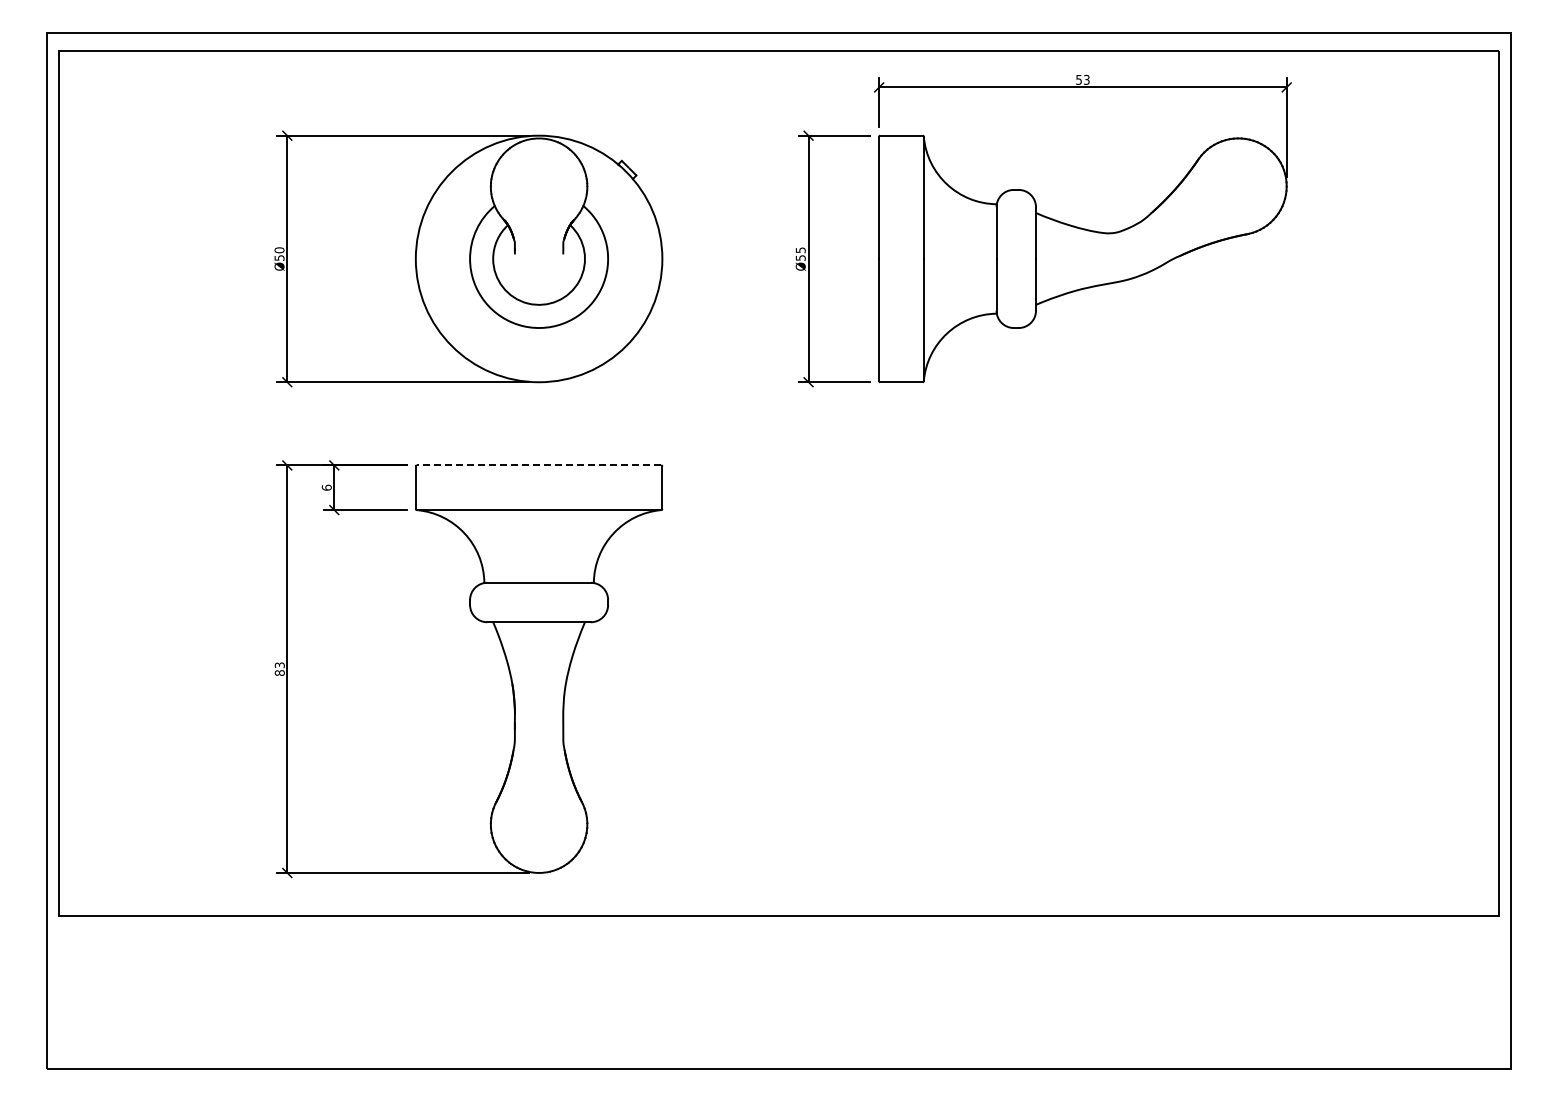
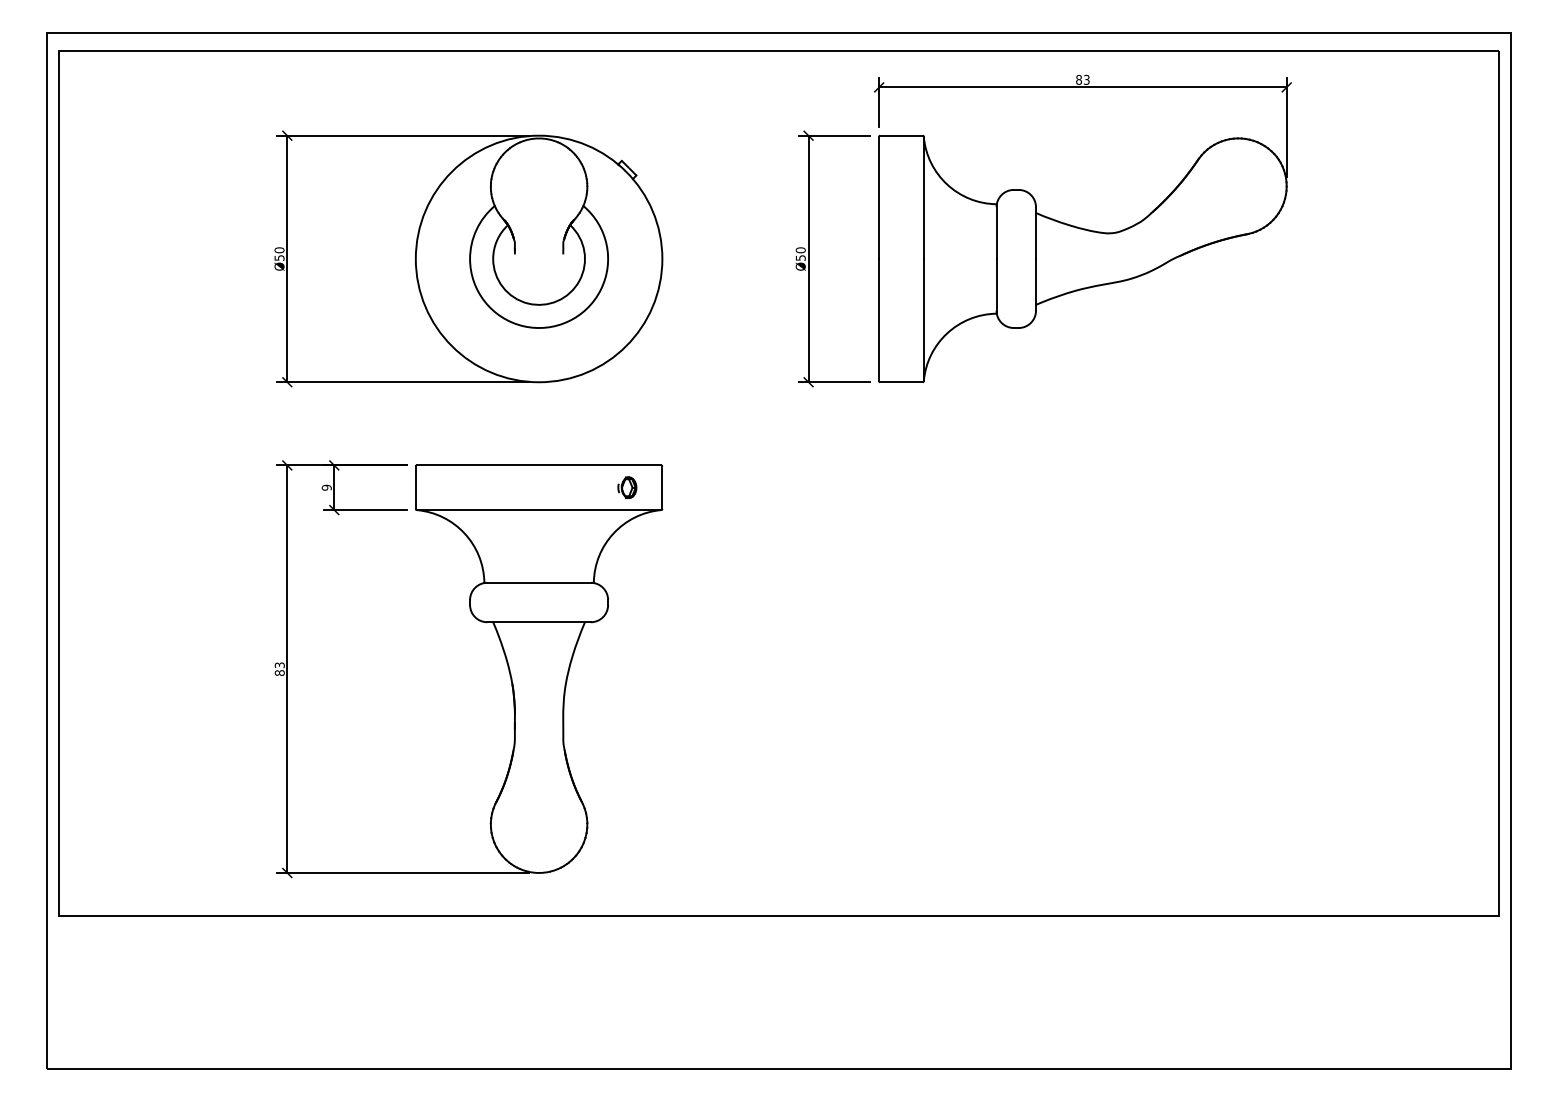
text: 53 -> 83 (1078, 79)
text: Ø55 -> Ø50 (800, 250)
line: dashed -> solid (538, 465)
text: 6 -> 9 (326, 487)
part: none -> present (627, 487)
